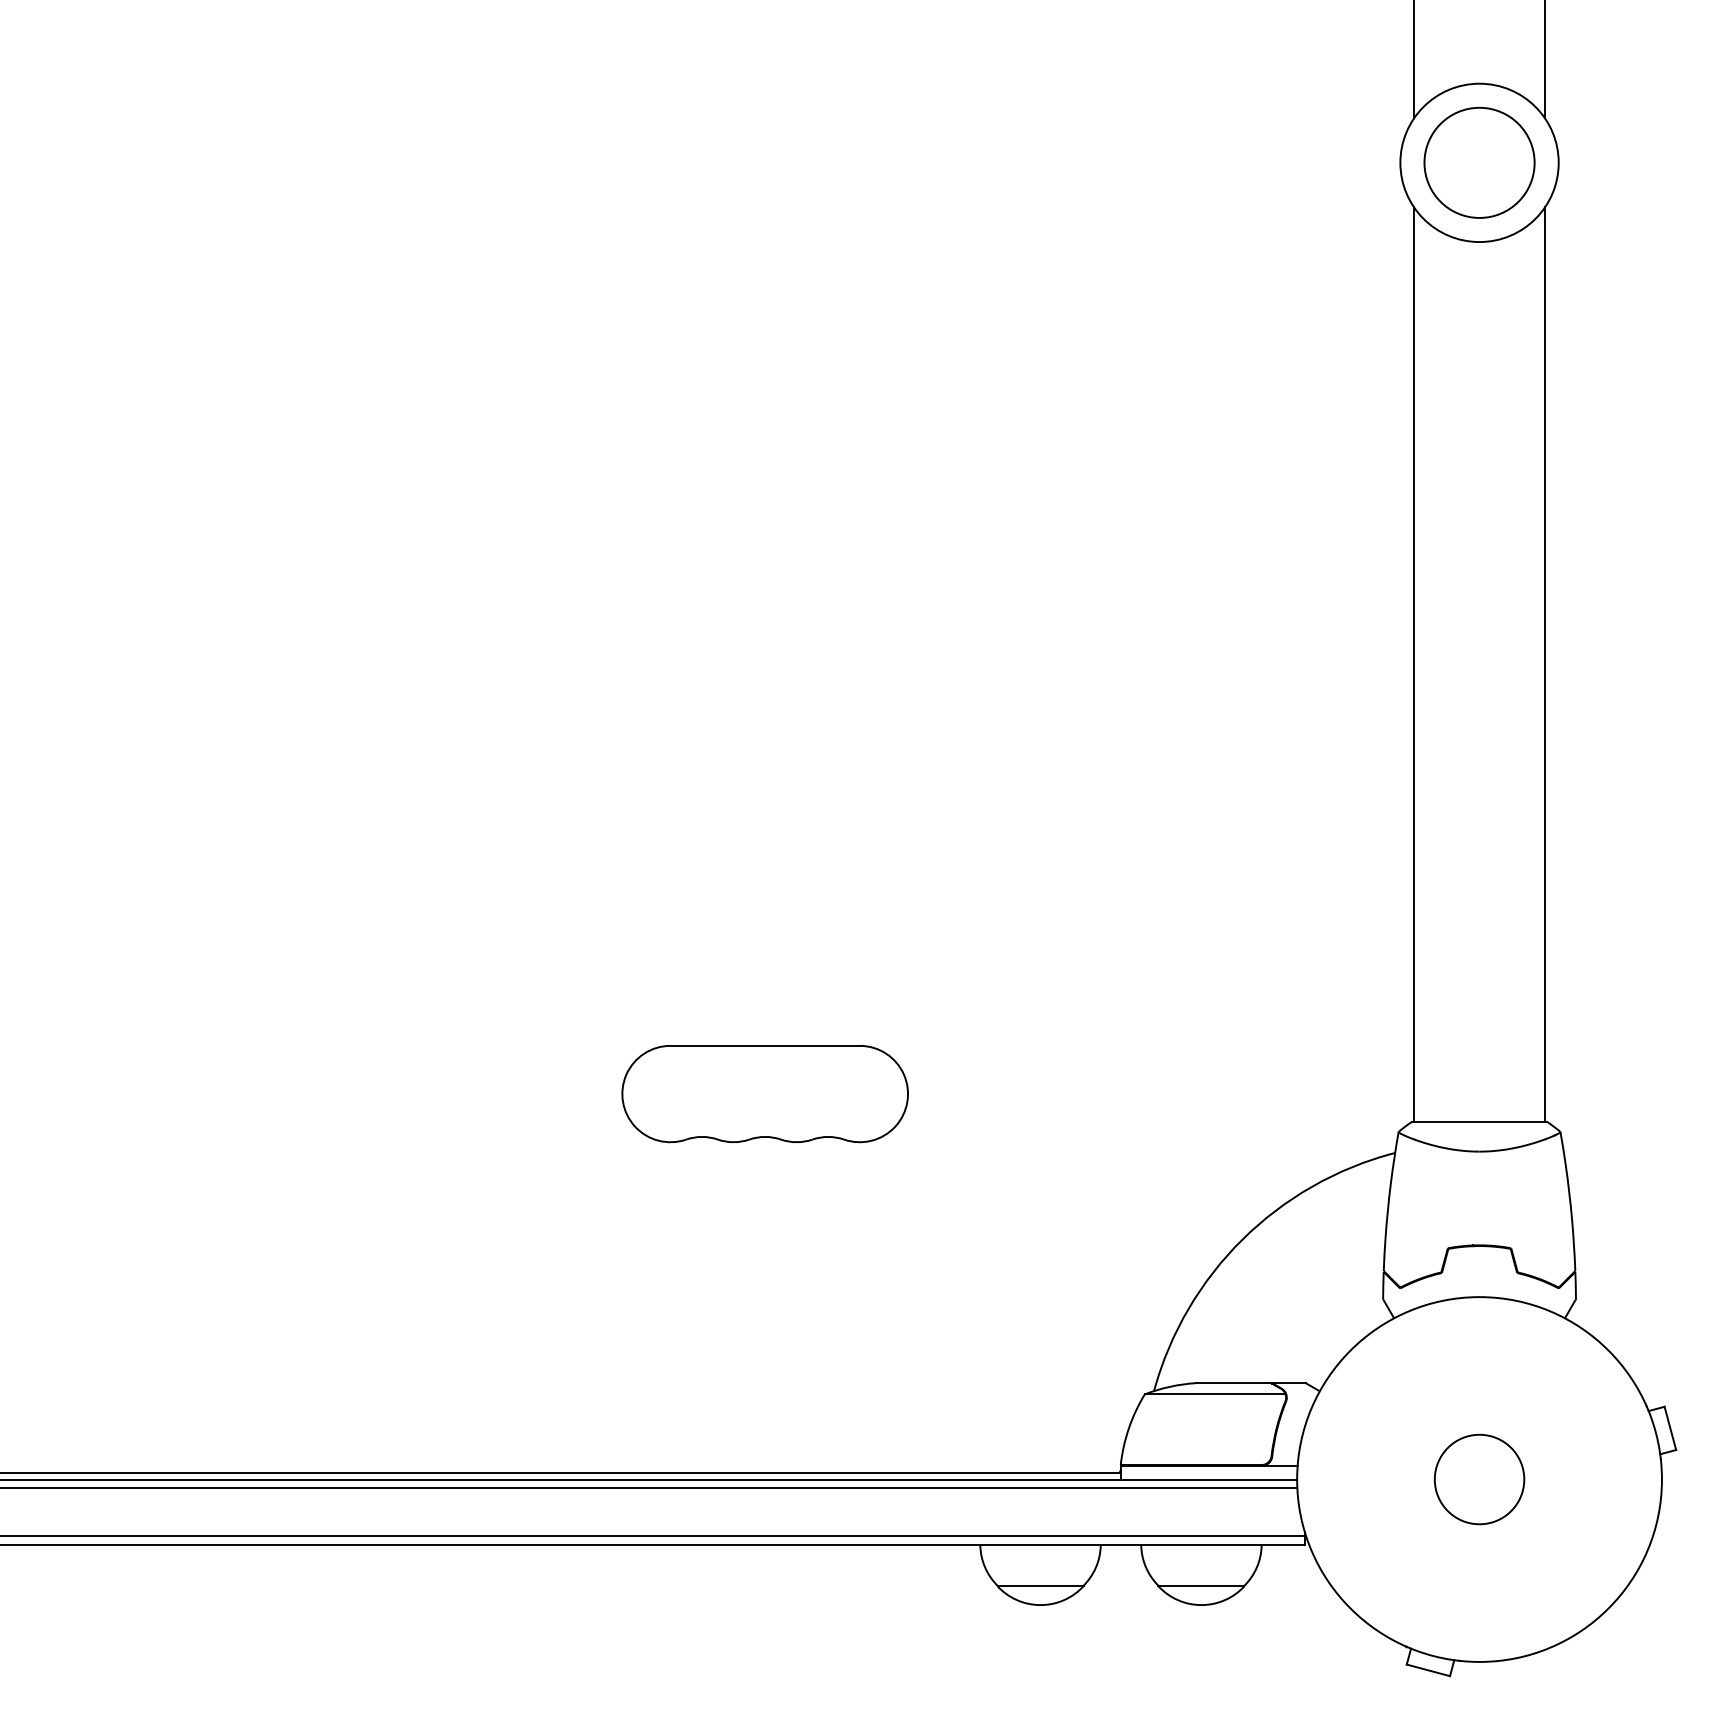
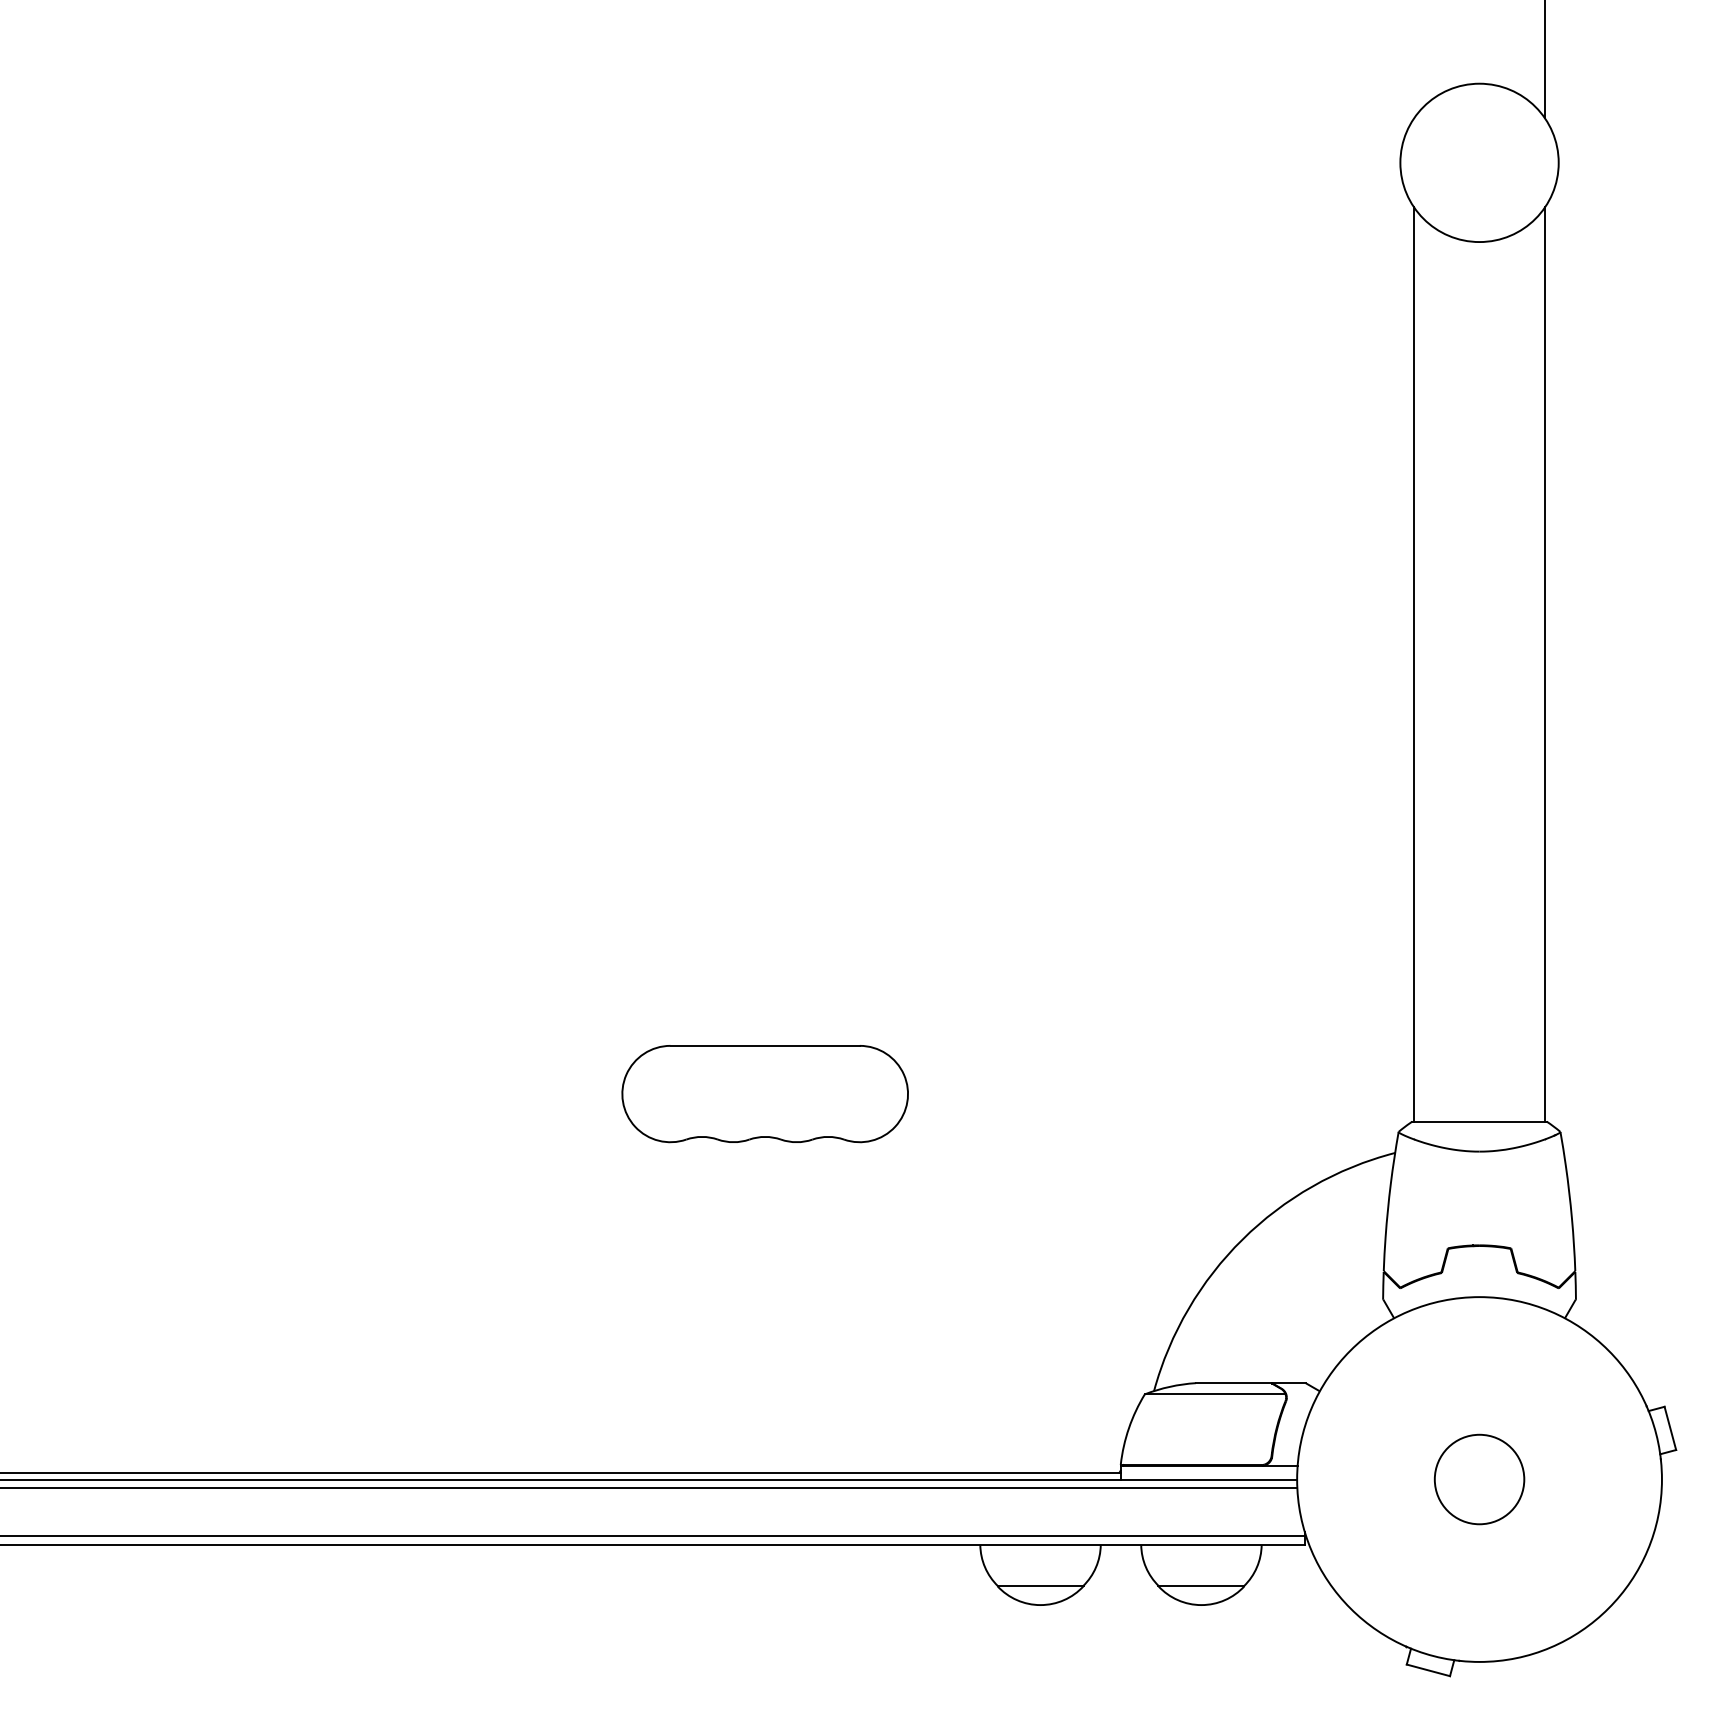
line: present -> none (1414, 60)
circle: present -> none (1479, 162)
